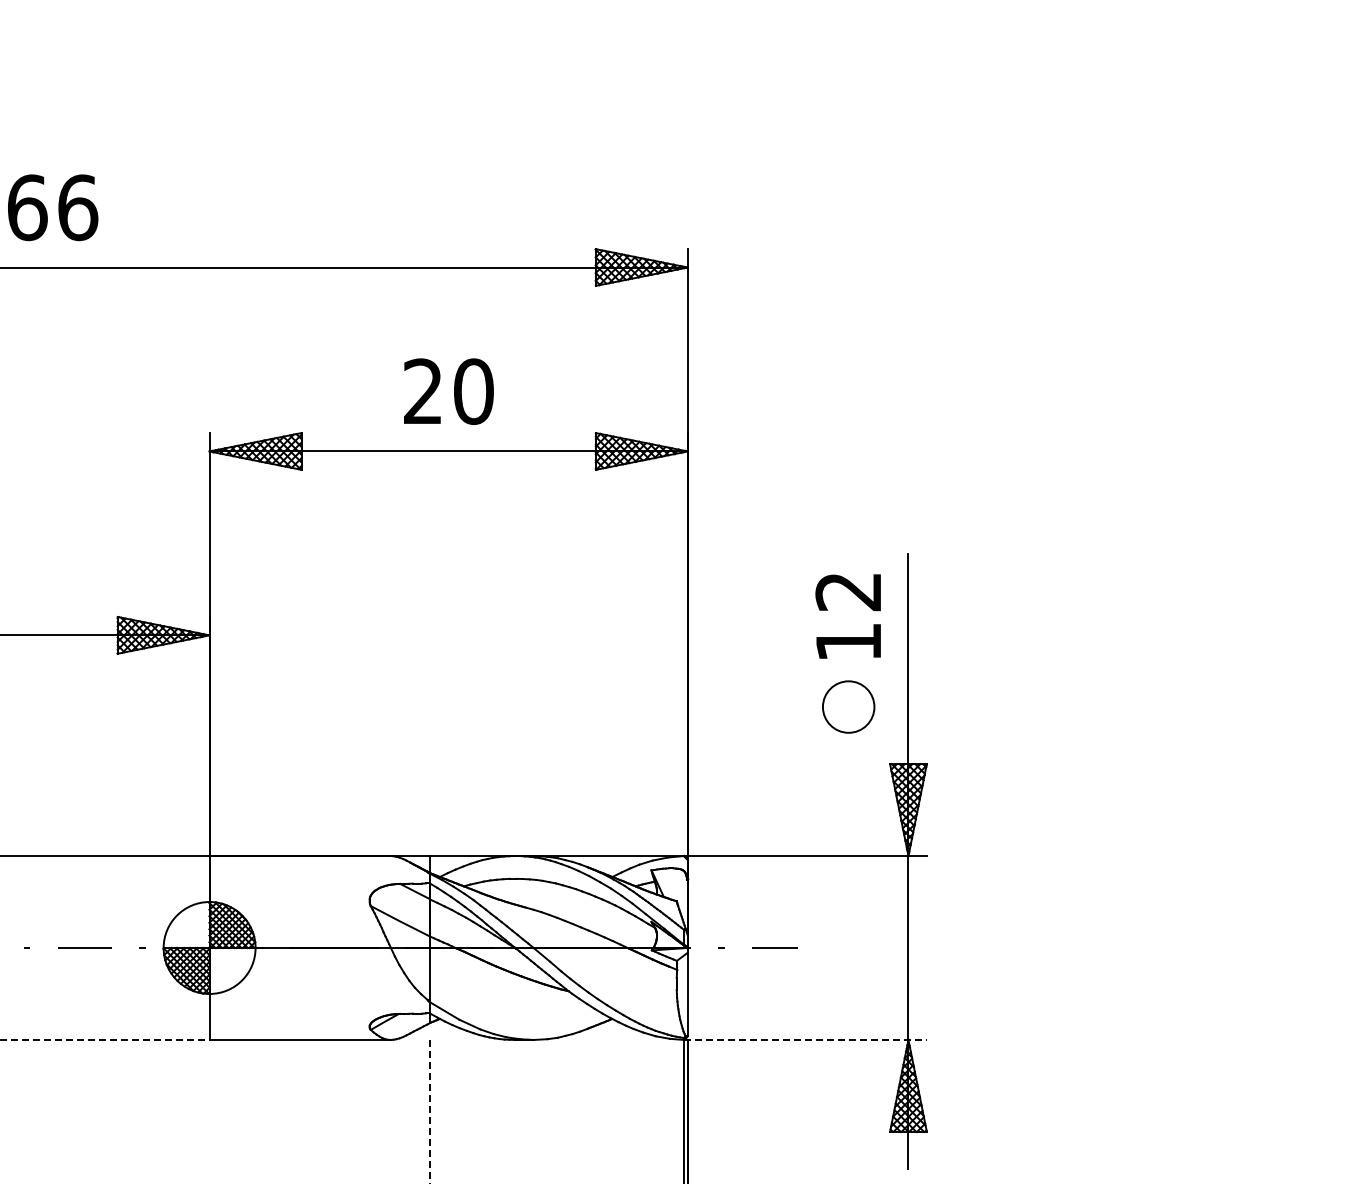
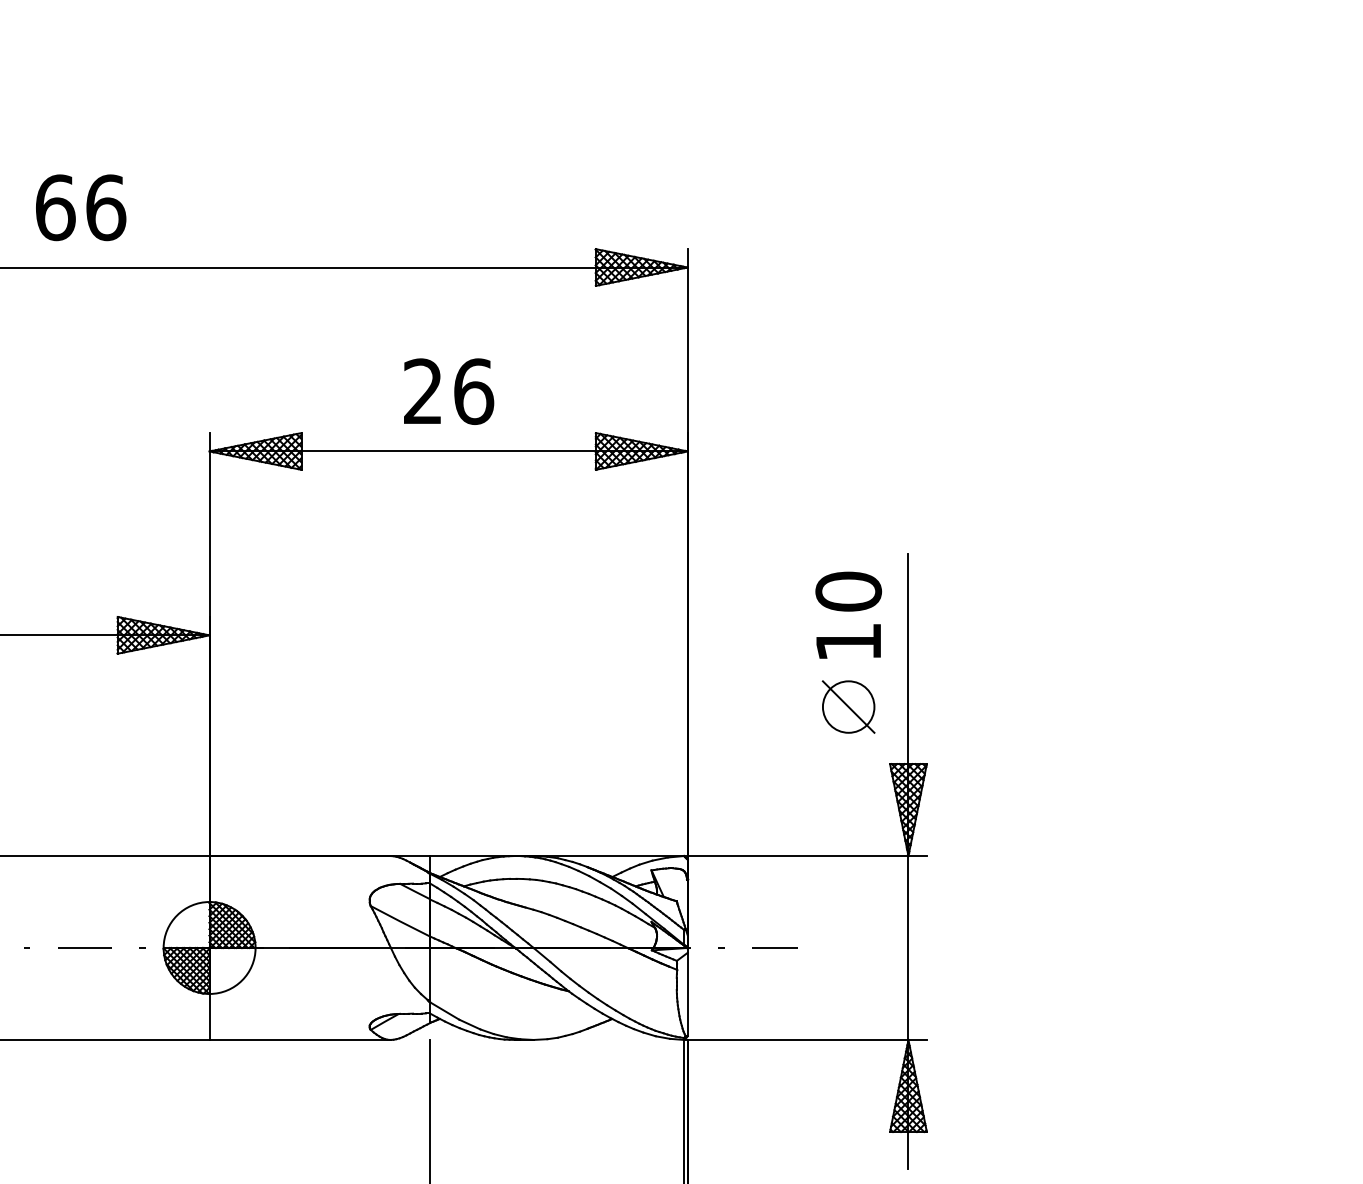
text position: (53, 207) -> (81, 207) (81, 207)
text: 20 -> 26 (474, 391)
text: 12 -> 10 (848, 591)
line: none -> present (848, 706)
line: dashed -> solid (105, 1039)
line: dashed -> solid (805, 1039)
line: dashed -> solid (430, 1111)
